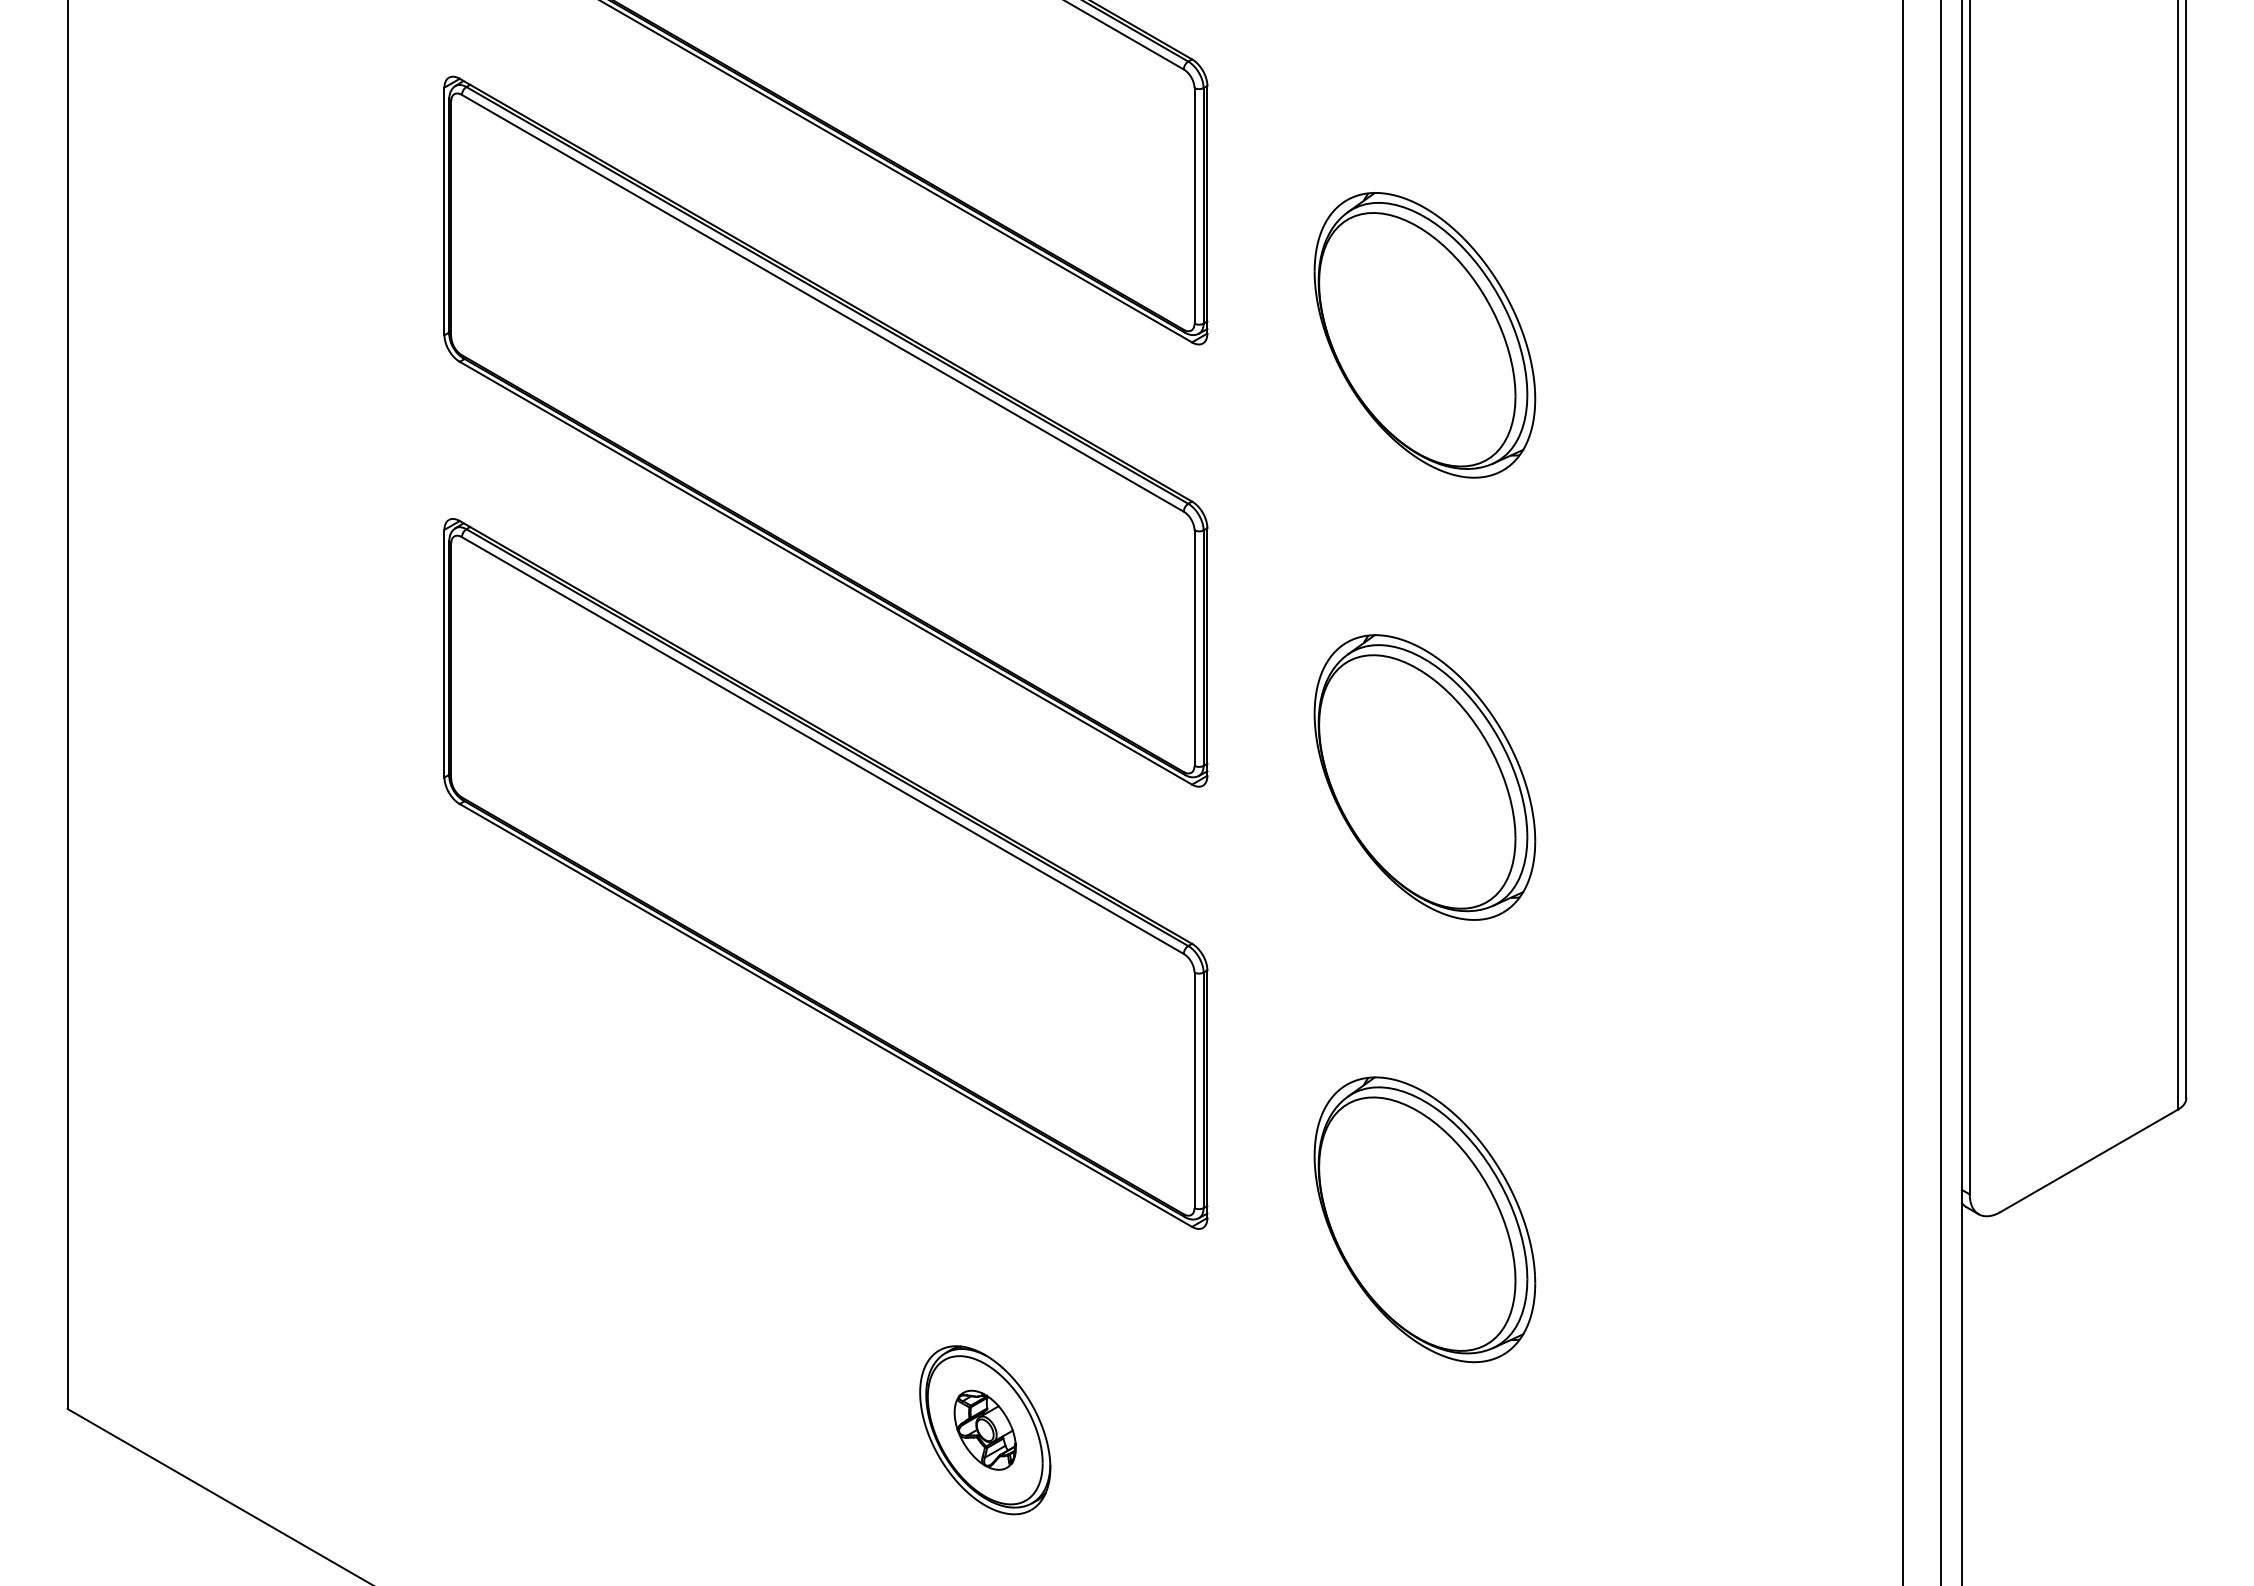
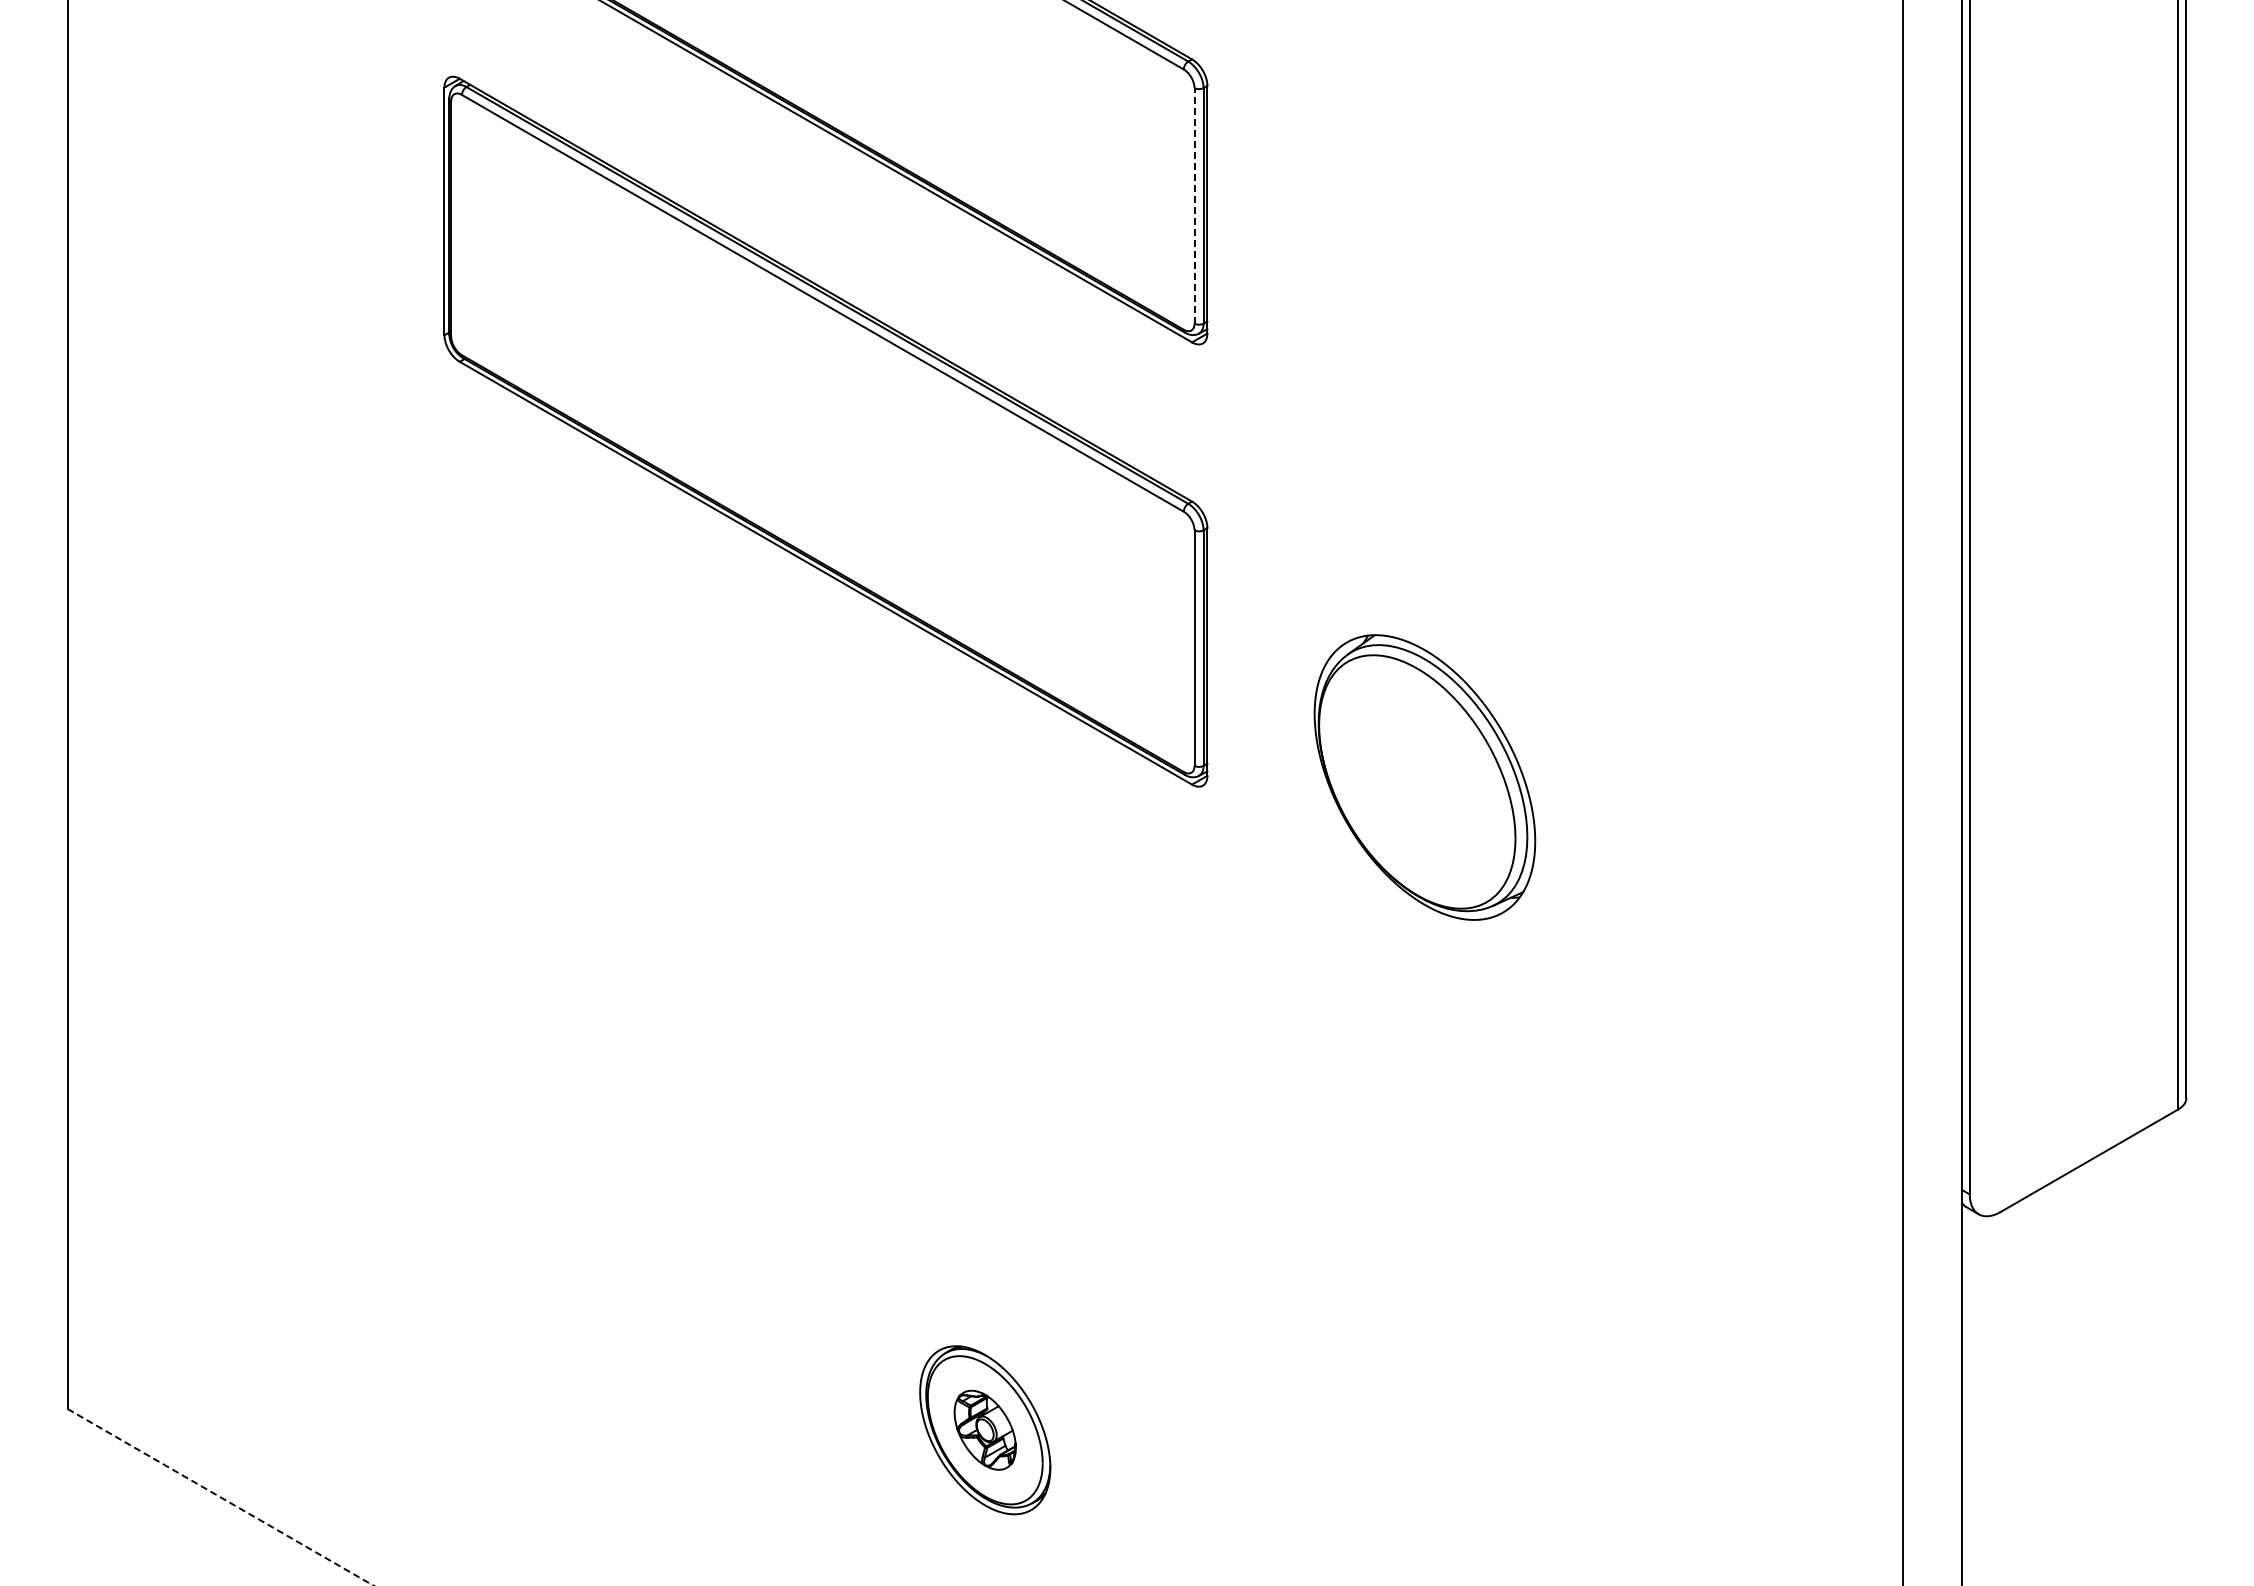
line: solid -> dashed (1194, 205)
part: present -> none (1424, 335)
line: present -> none (1941, 792)
part: present -> none (825, 873)
part: present -> none (1424, 1219)
line: solid -> dashed (220, 1497)
